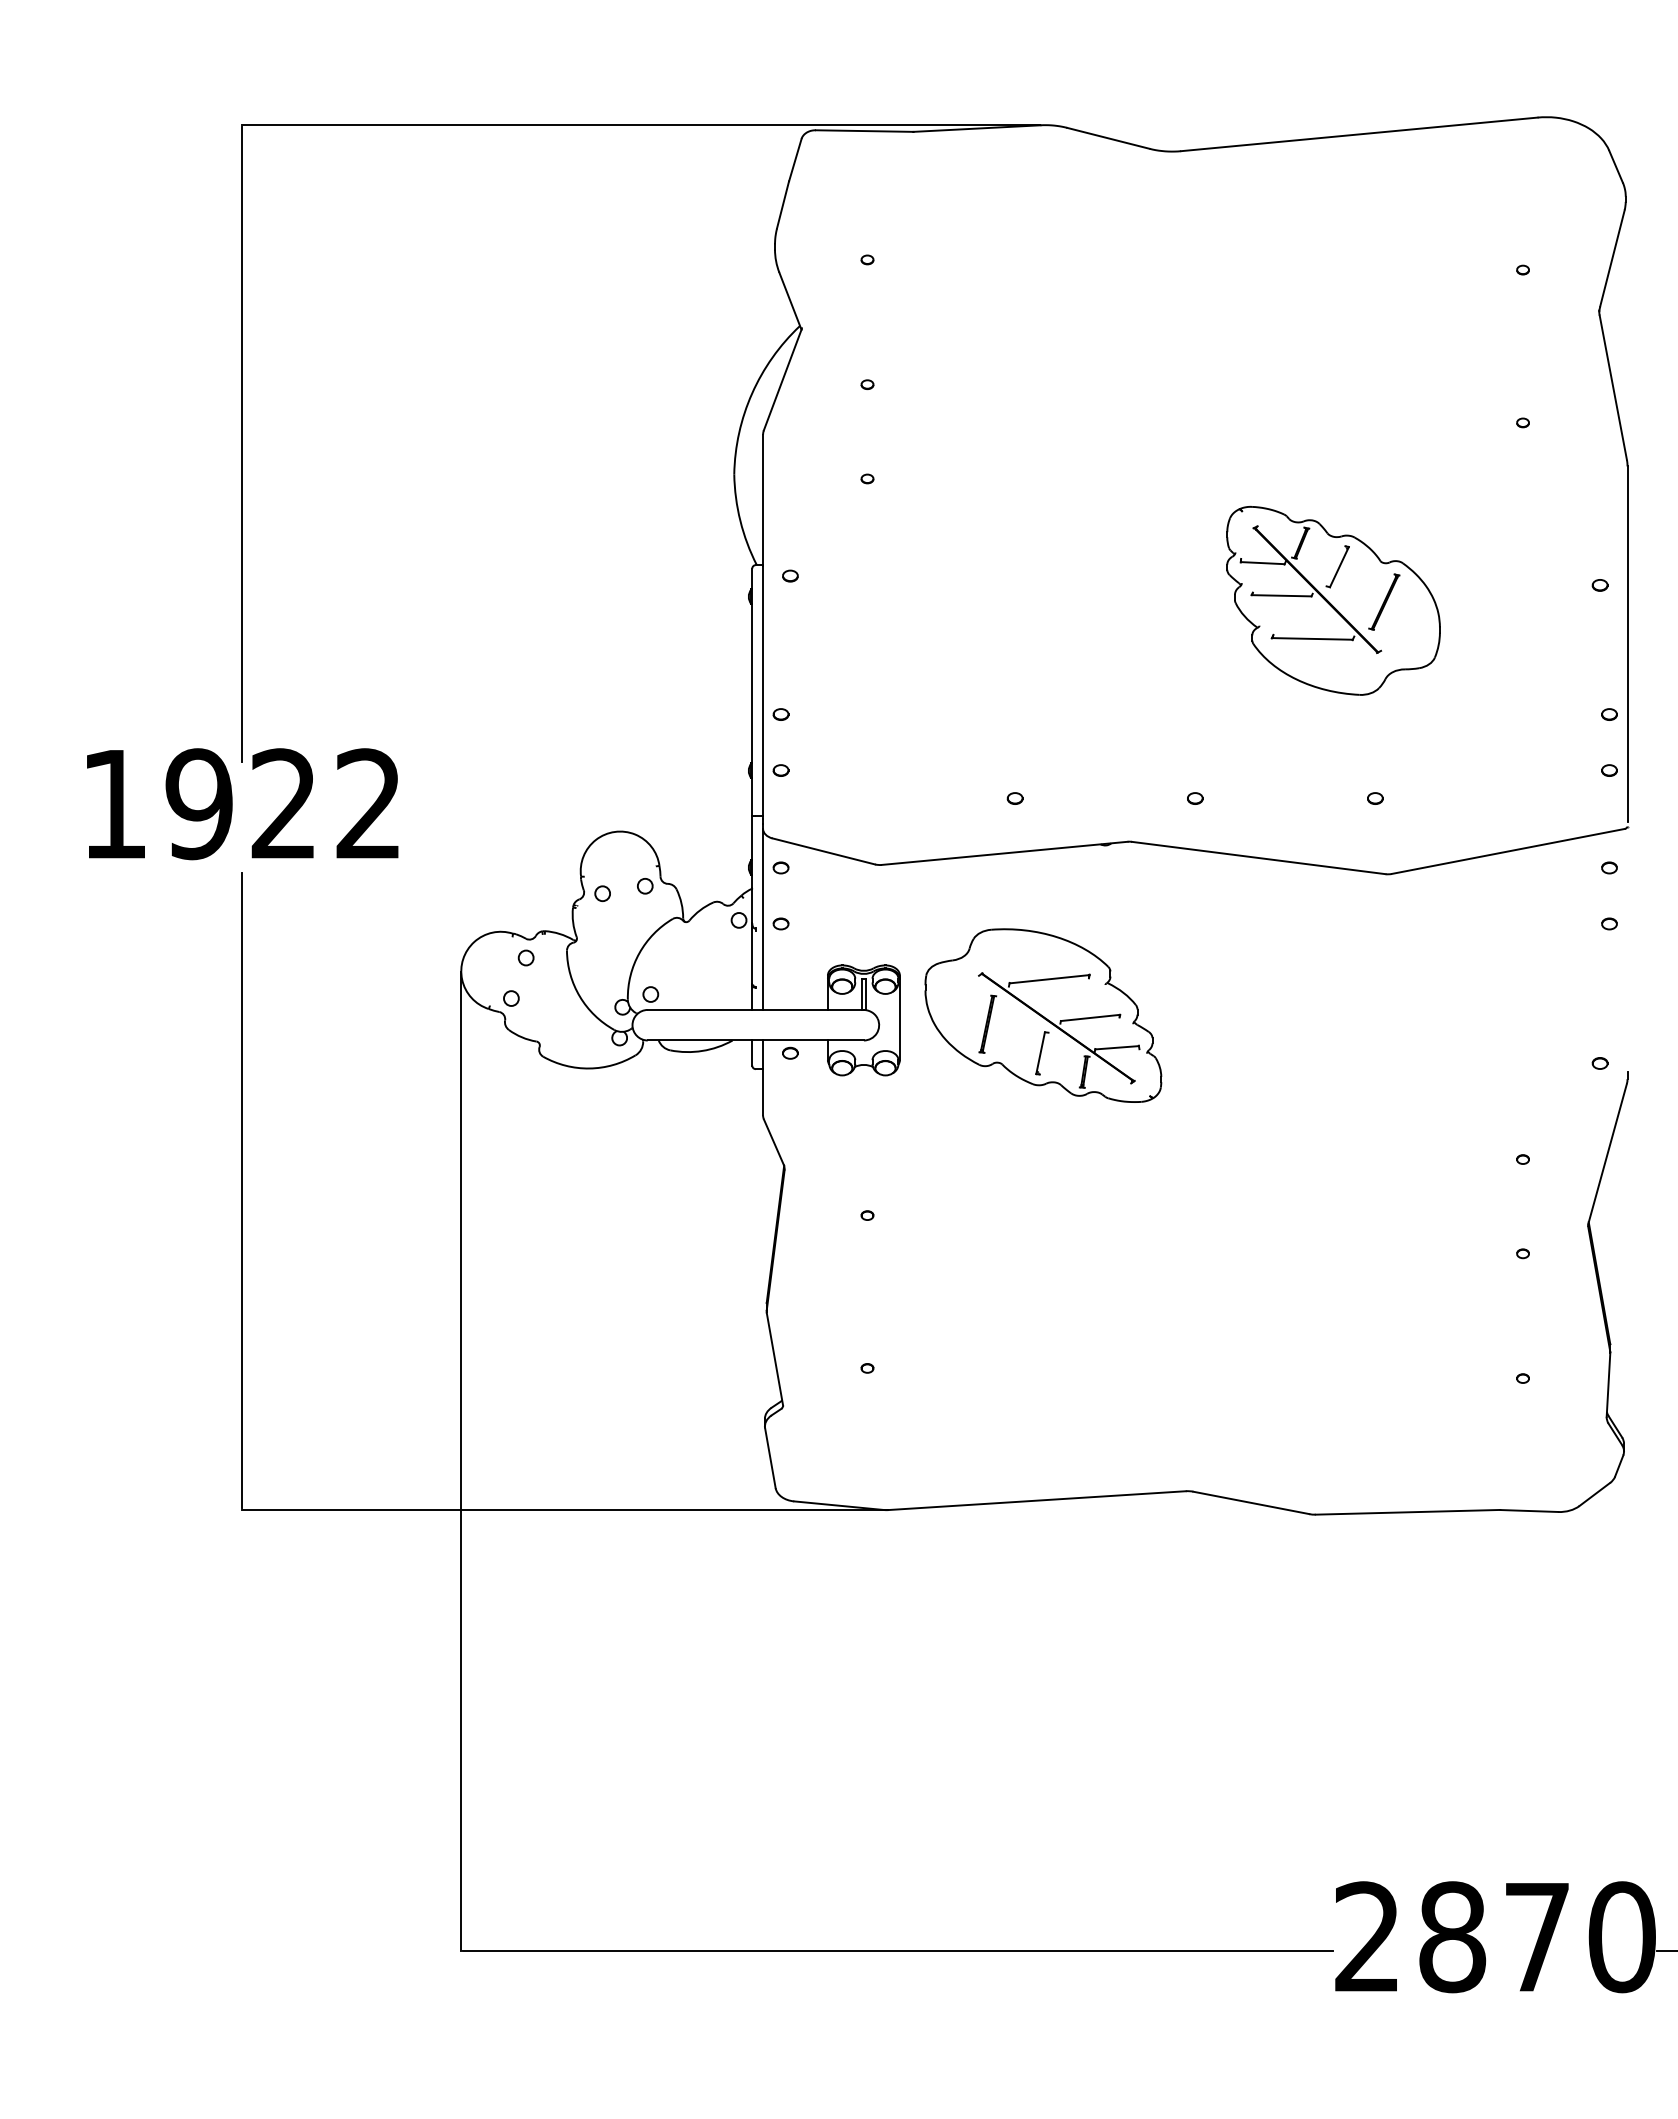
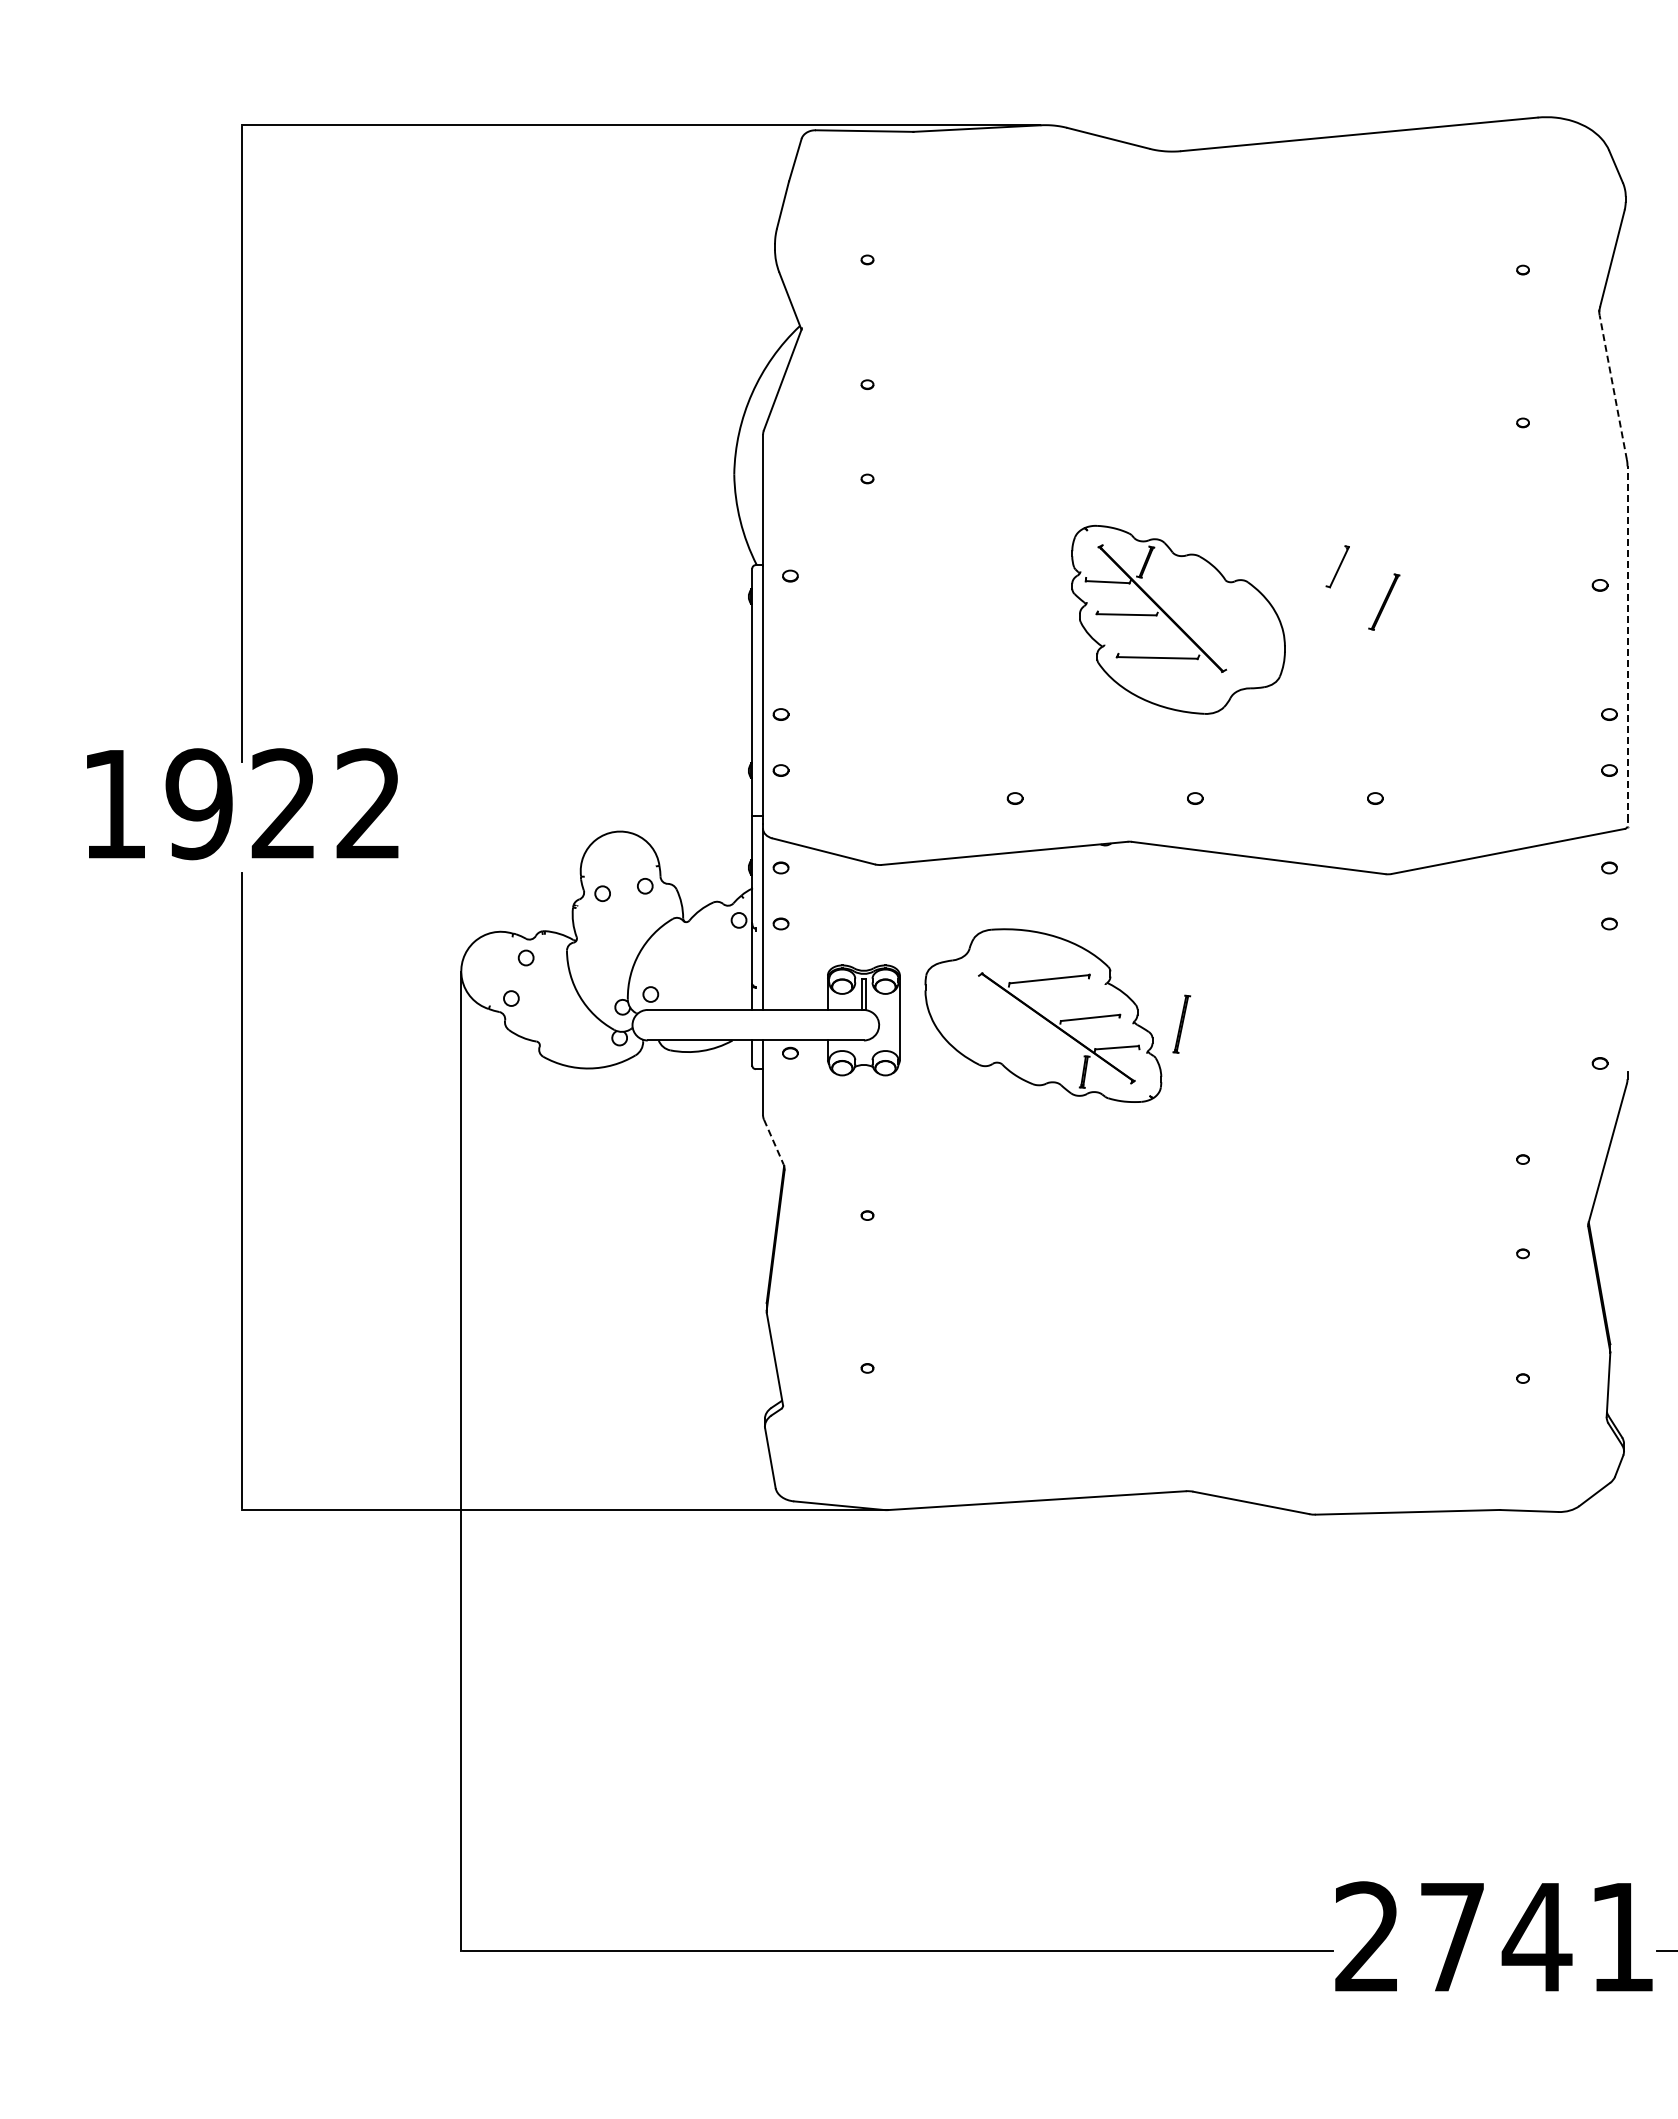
line: solid -> dashed (1613, 387)
part position: (1333, 600) -> (1178, 619) (1178, 619)
line: solid -> dashed (1627, 643)
part position: (987, 1023) -> (1181, 1023) (1181, 1023)
part: present -> none (1042, 1053)
line: solid -> dashed (774, 1142)
text: 2870 -> 2741 (1537, 1937)
